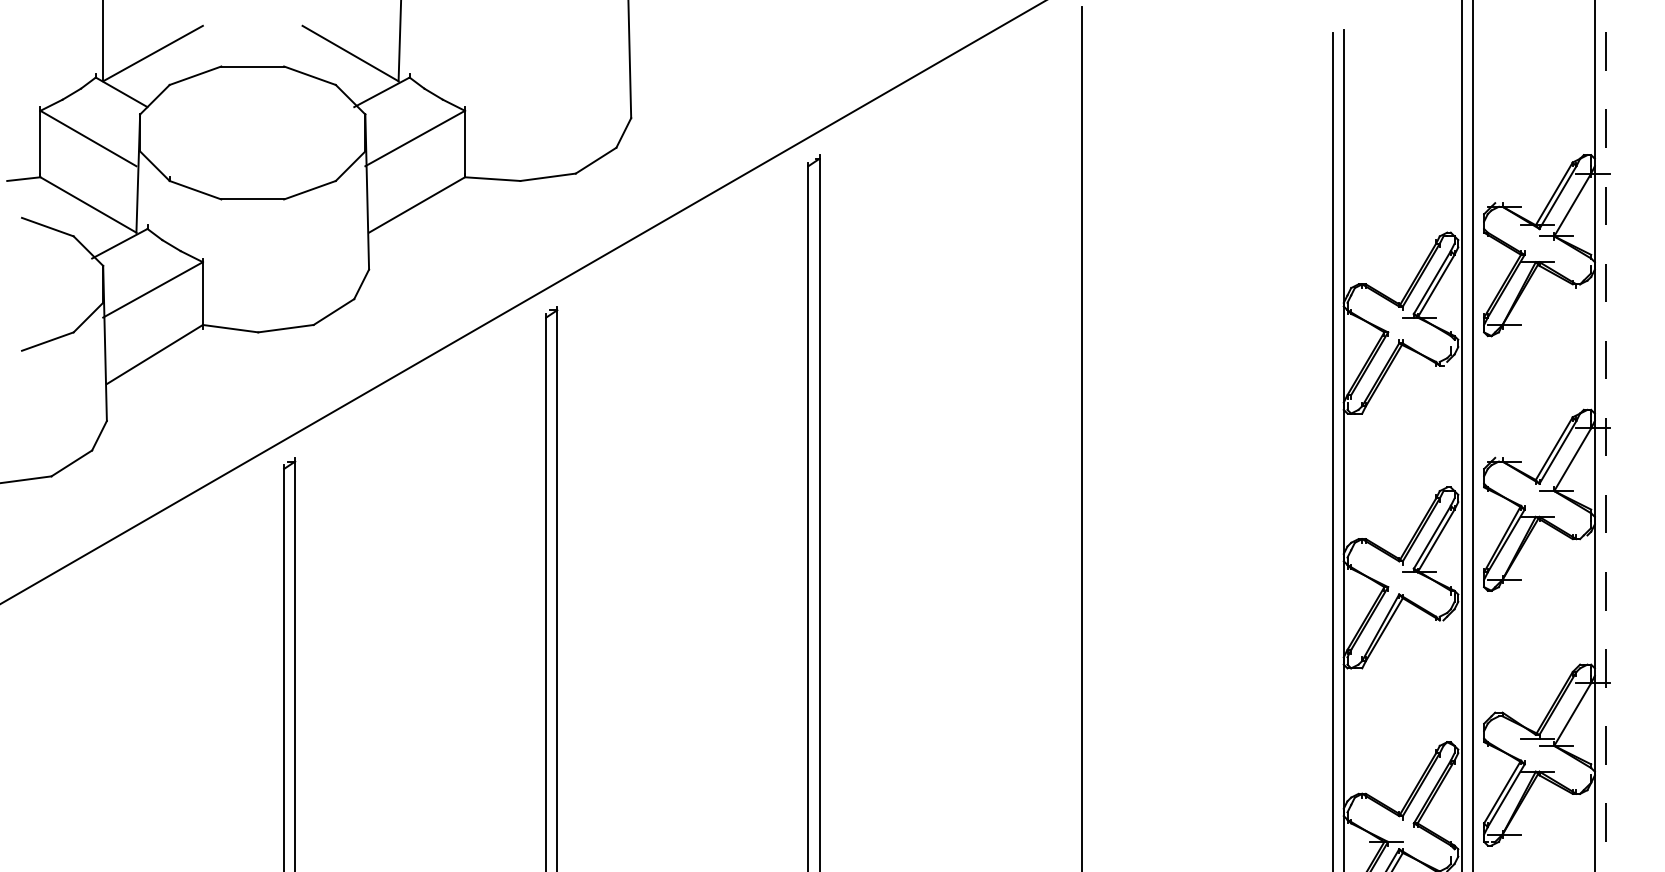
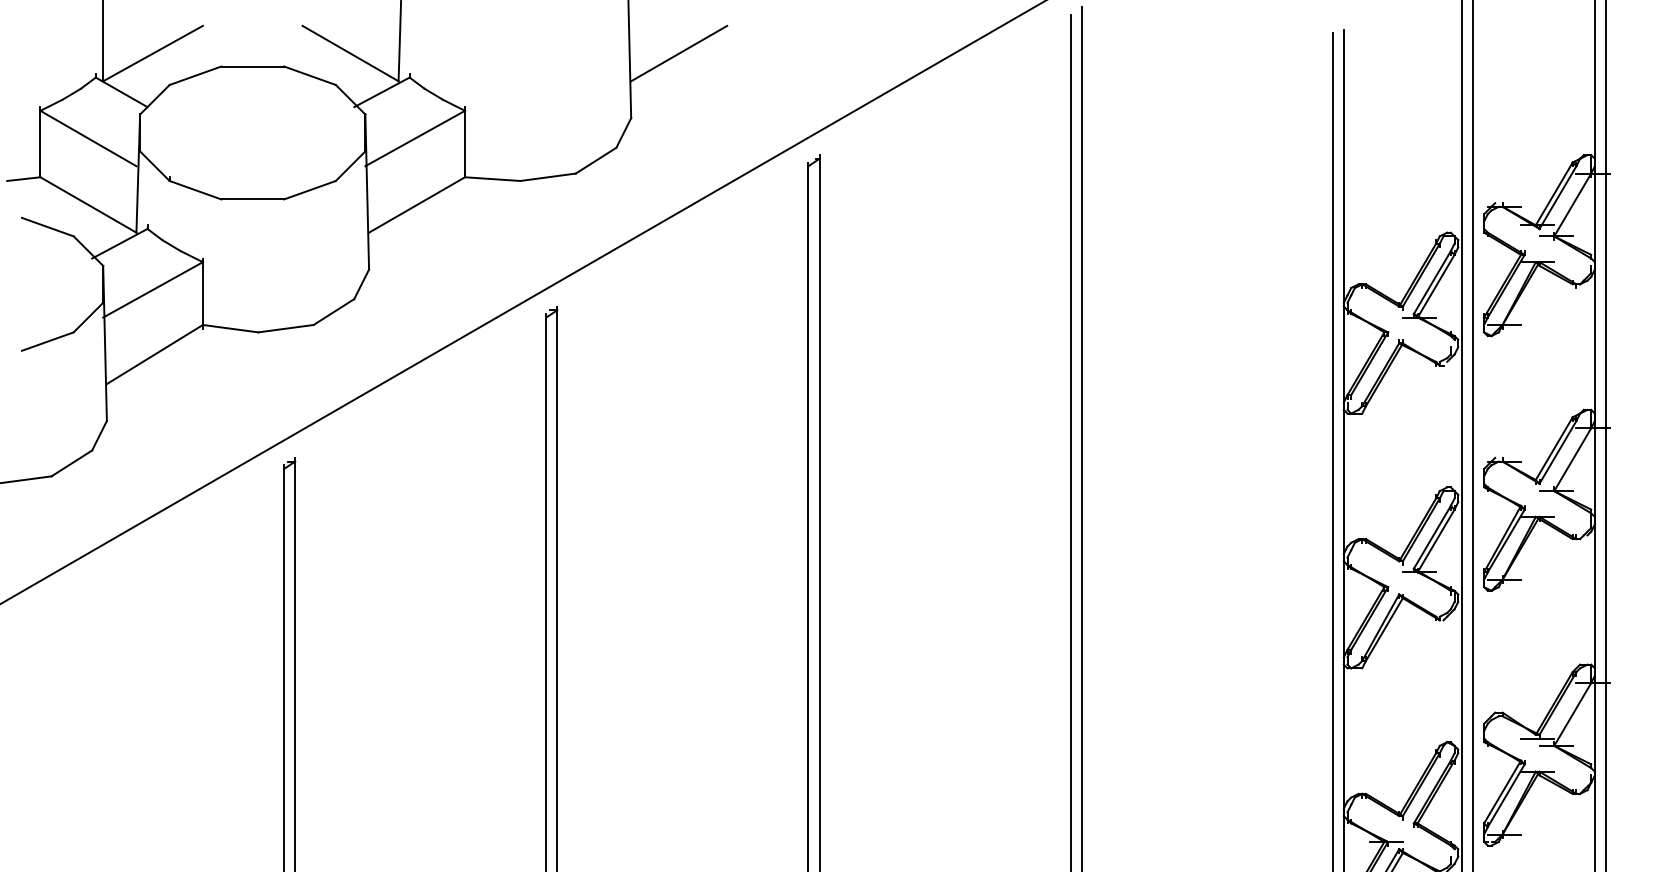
line: none -> present (679, 53)
line: dashed -> solid (1605, 436)
line: none -> present (1070, 441)
